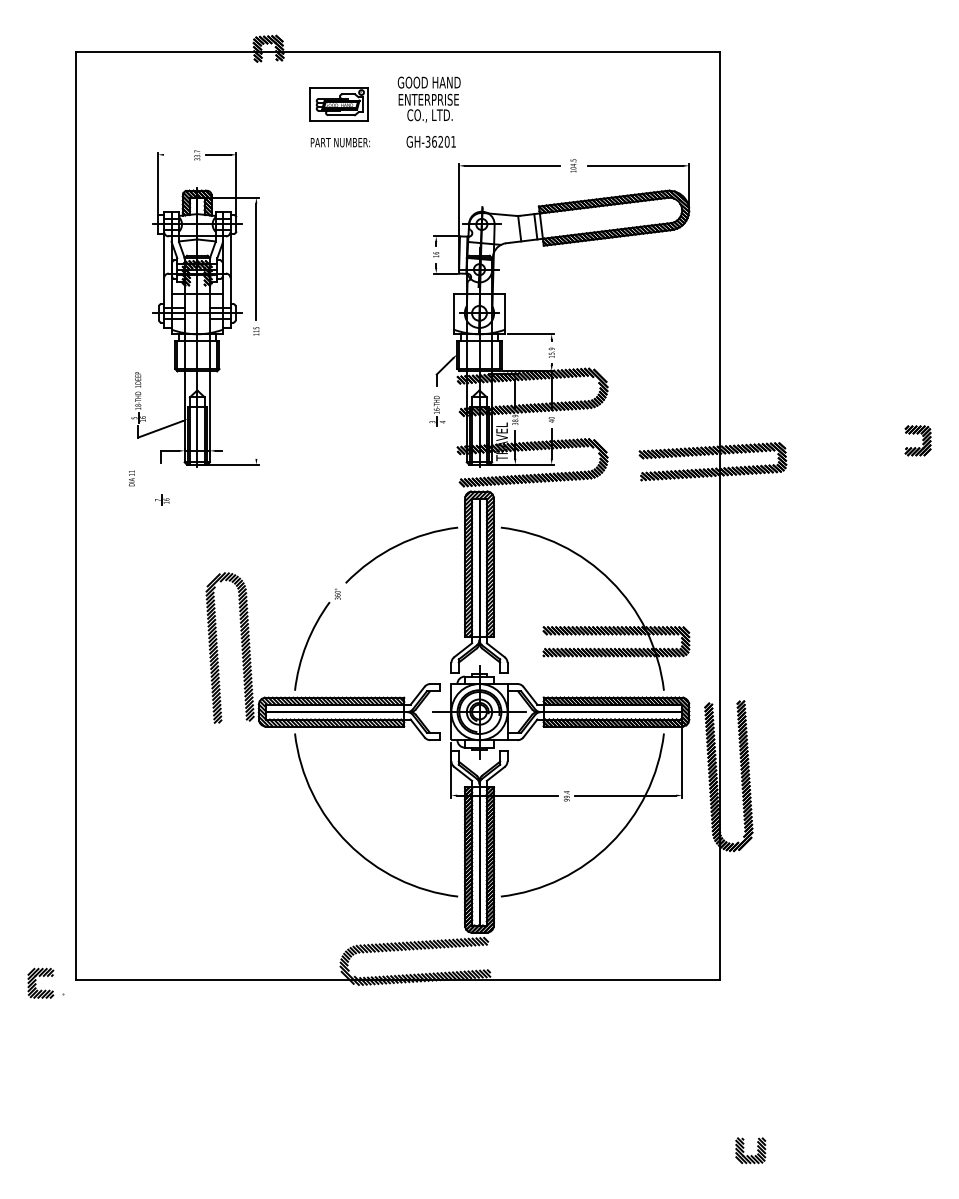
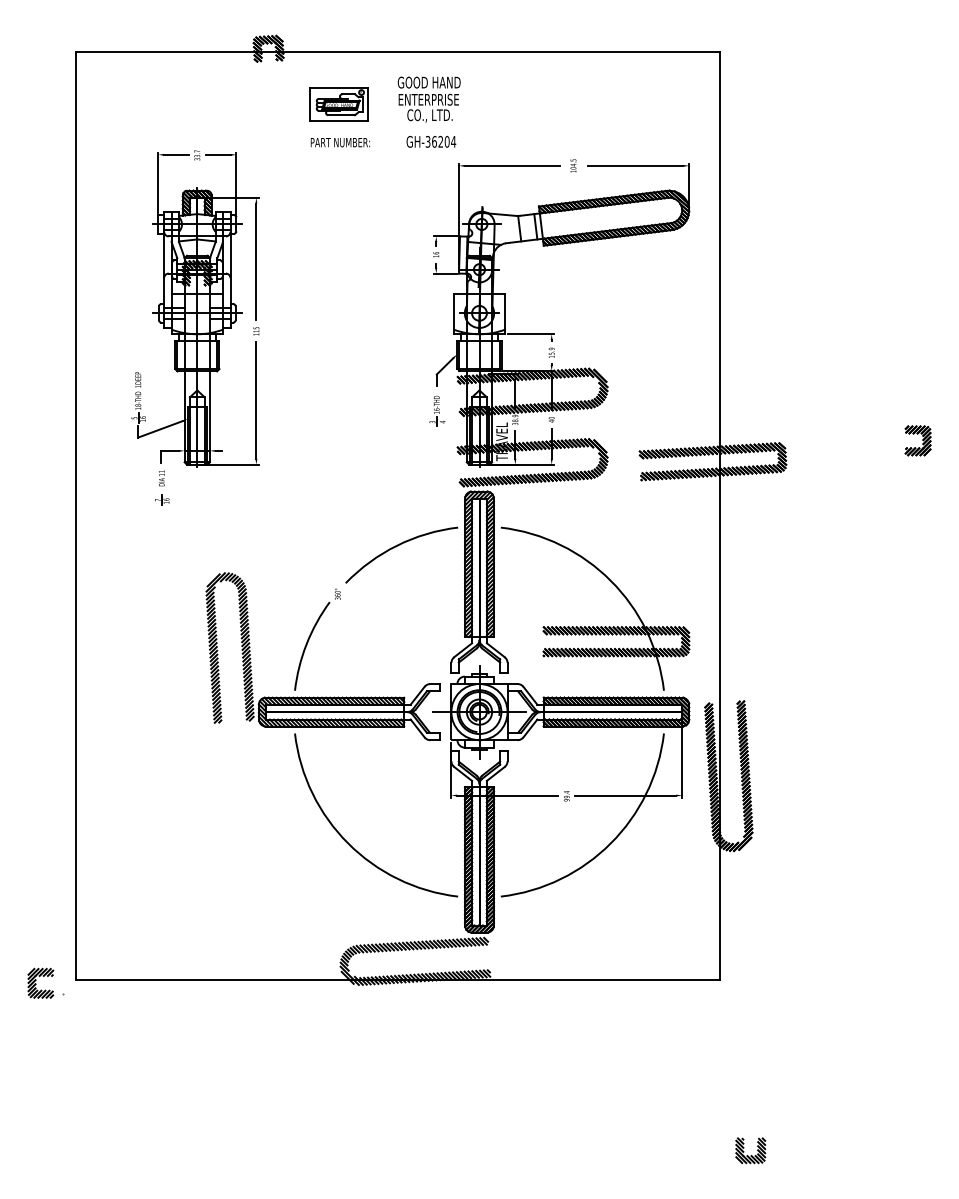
text: GH-36201 -> GH-36204 (453, 141)
line: none -> present (176, 154)
line: none -> present (256, 399)
text position: (131, 478) -> (161, 478) (161, 478)
